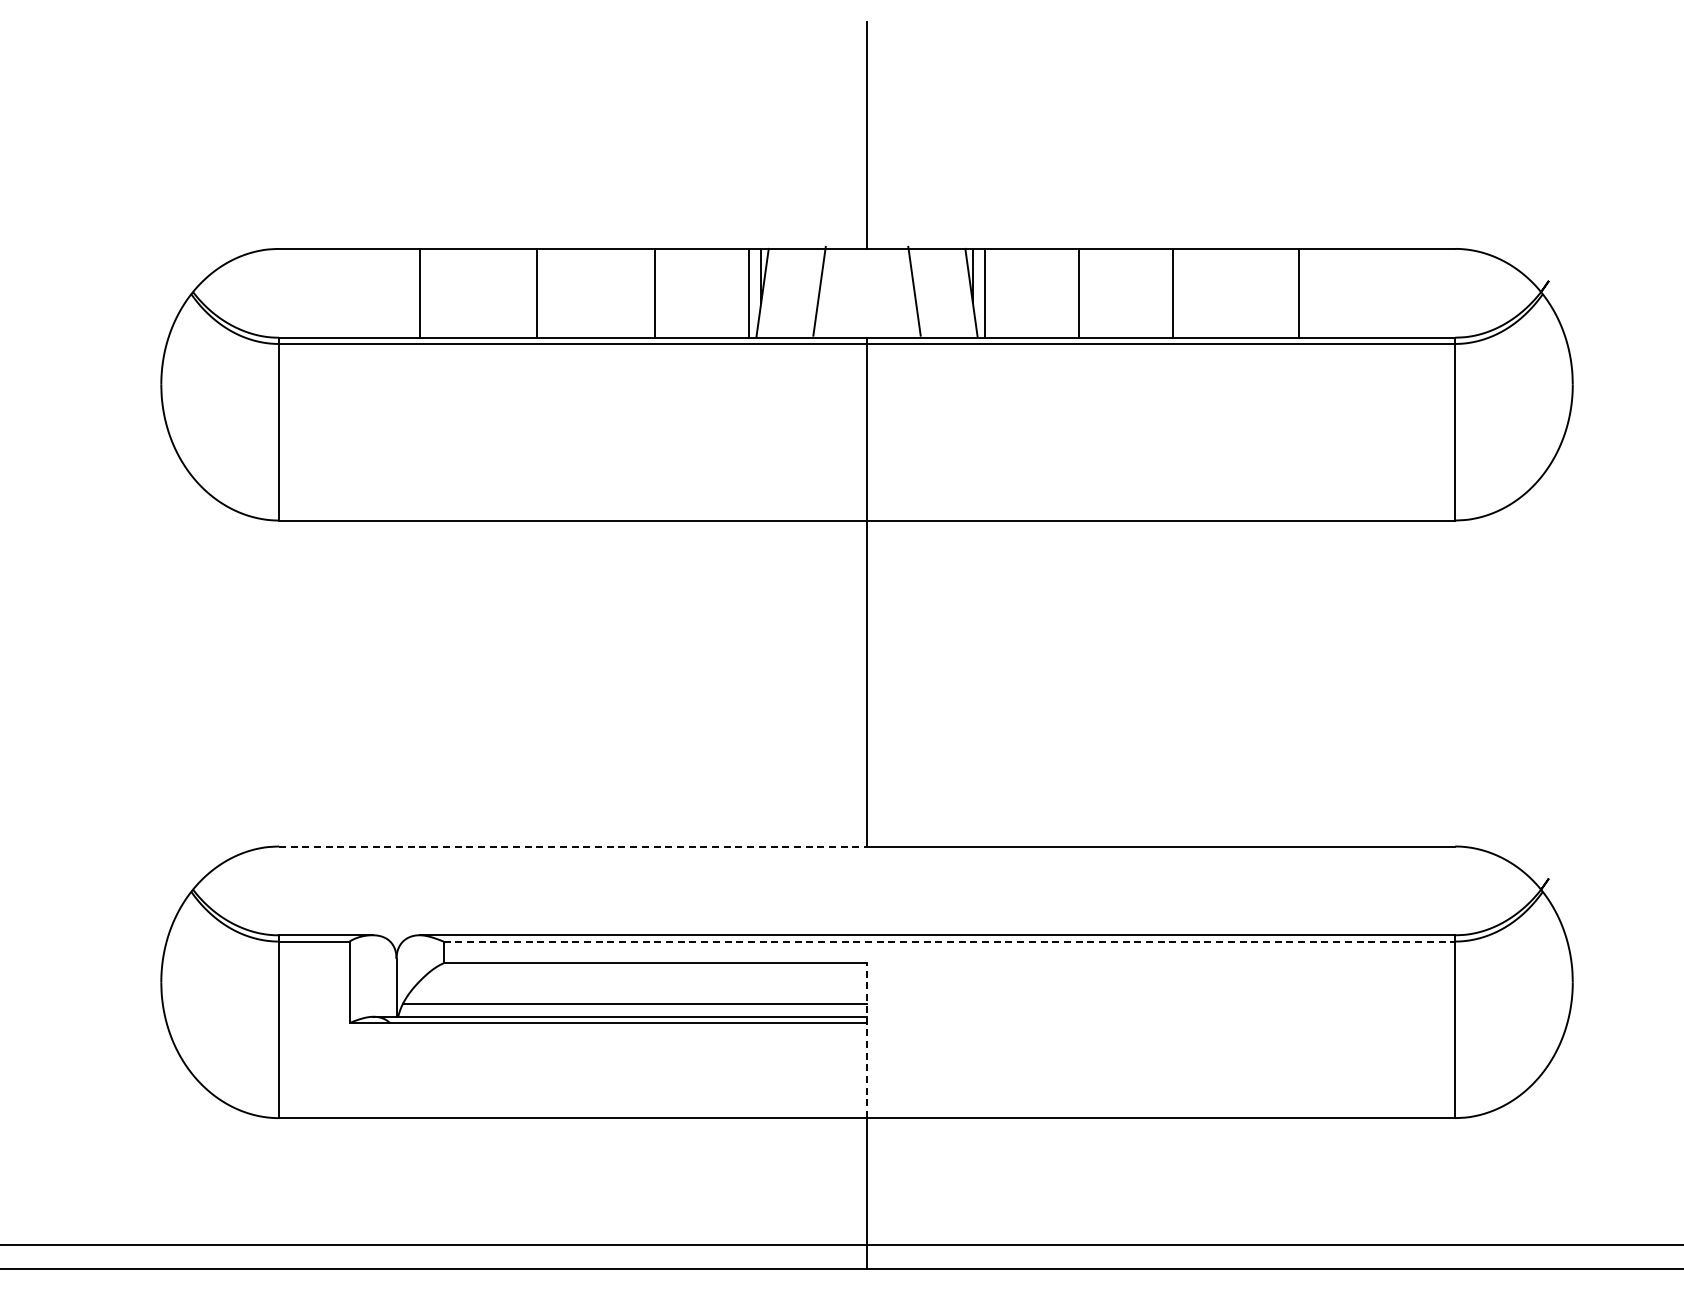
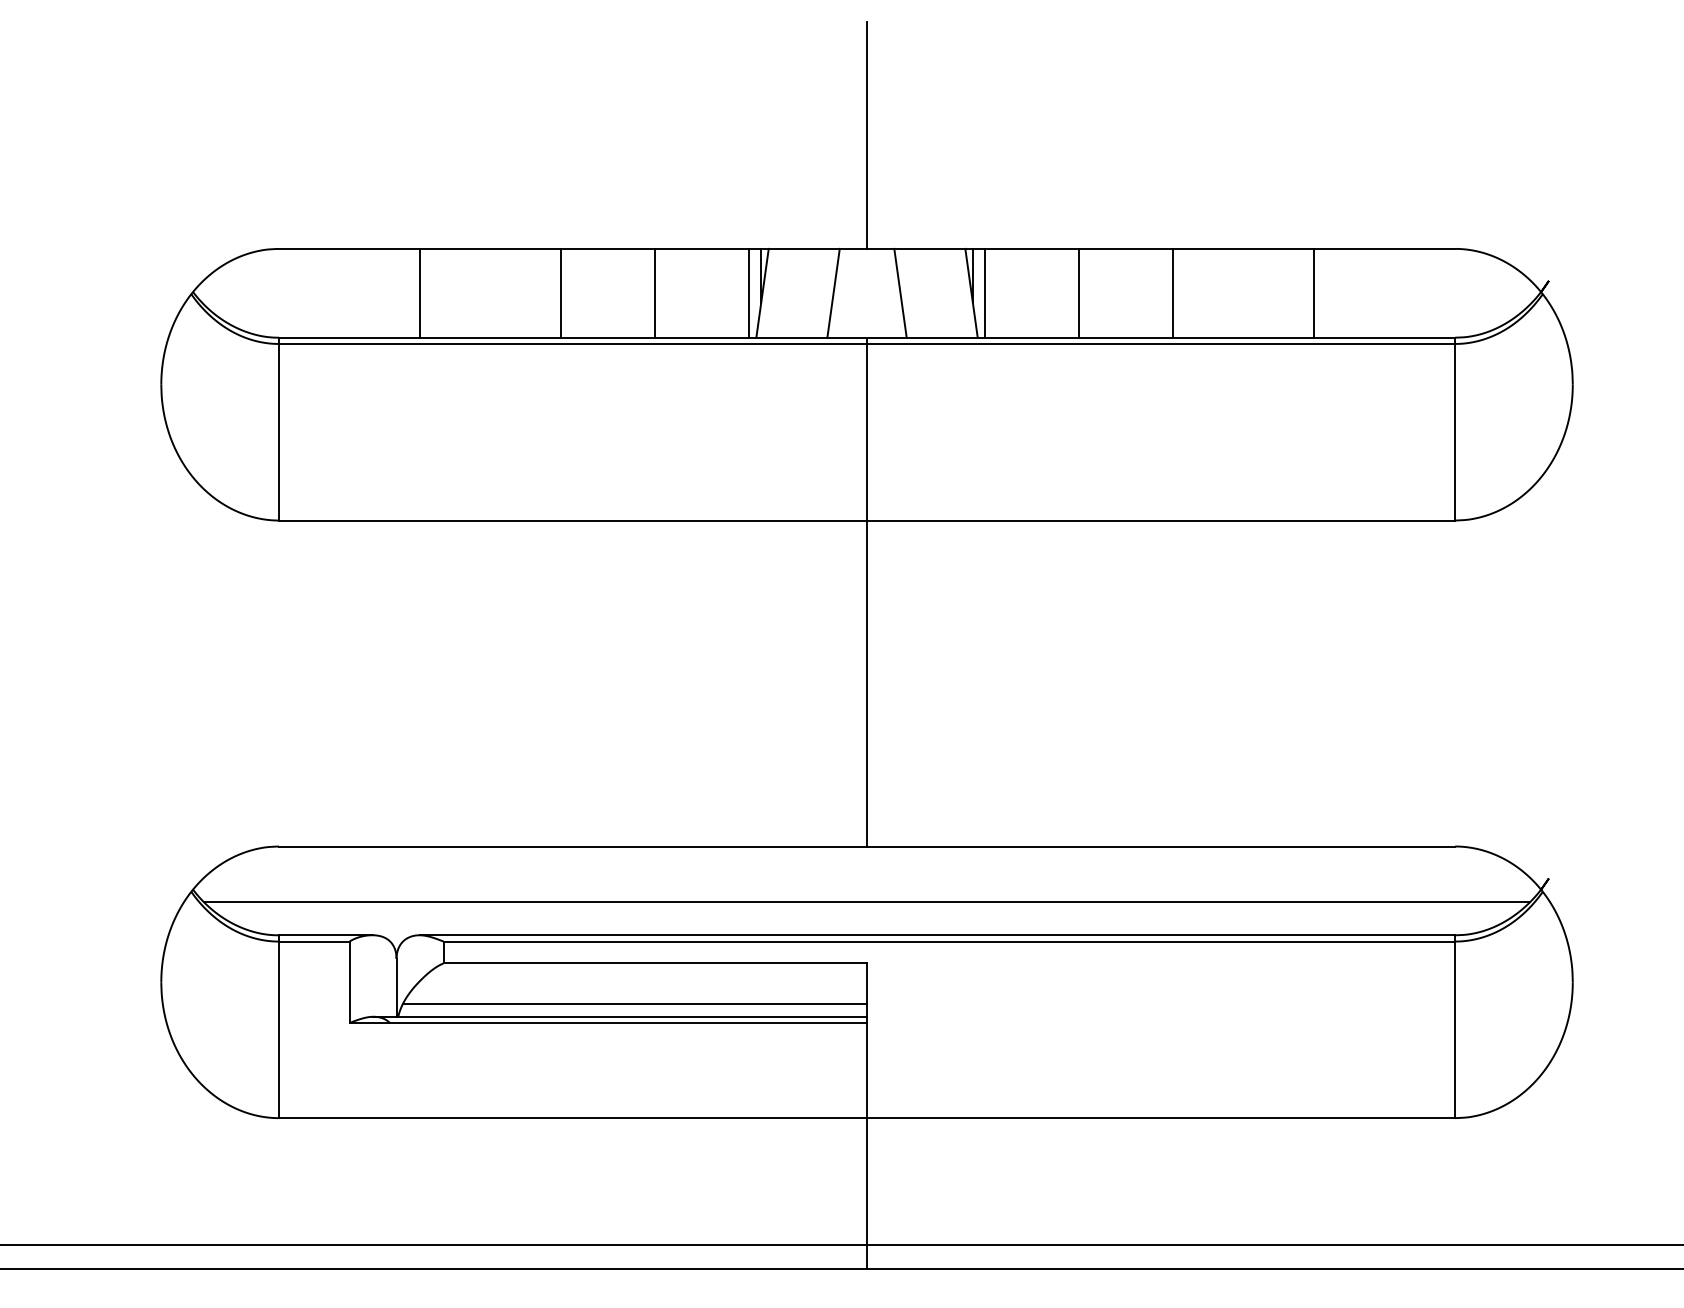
line position: (819, 290) -> (833, 292) (833, 292)
line position: (914, 290) -> (900, 292) (900, 292)
line position: (537, 292) -> (561, 292) (561, 292)
line position: (1299, 292) -> (1314, 292) (1314, 292)
line: dashed -> solid (573, 846)
line: none -> present (866, 901)
line: dashed -> solid (949, 941)
line: dashed -> solid (867, 1040)
